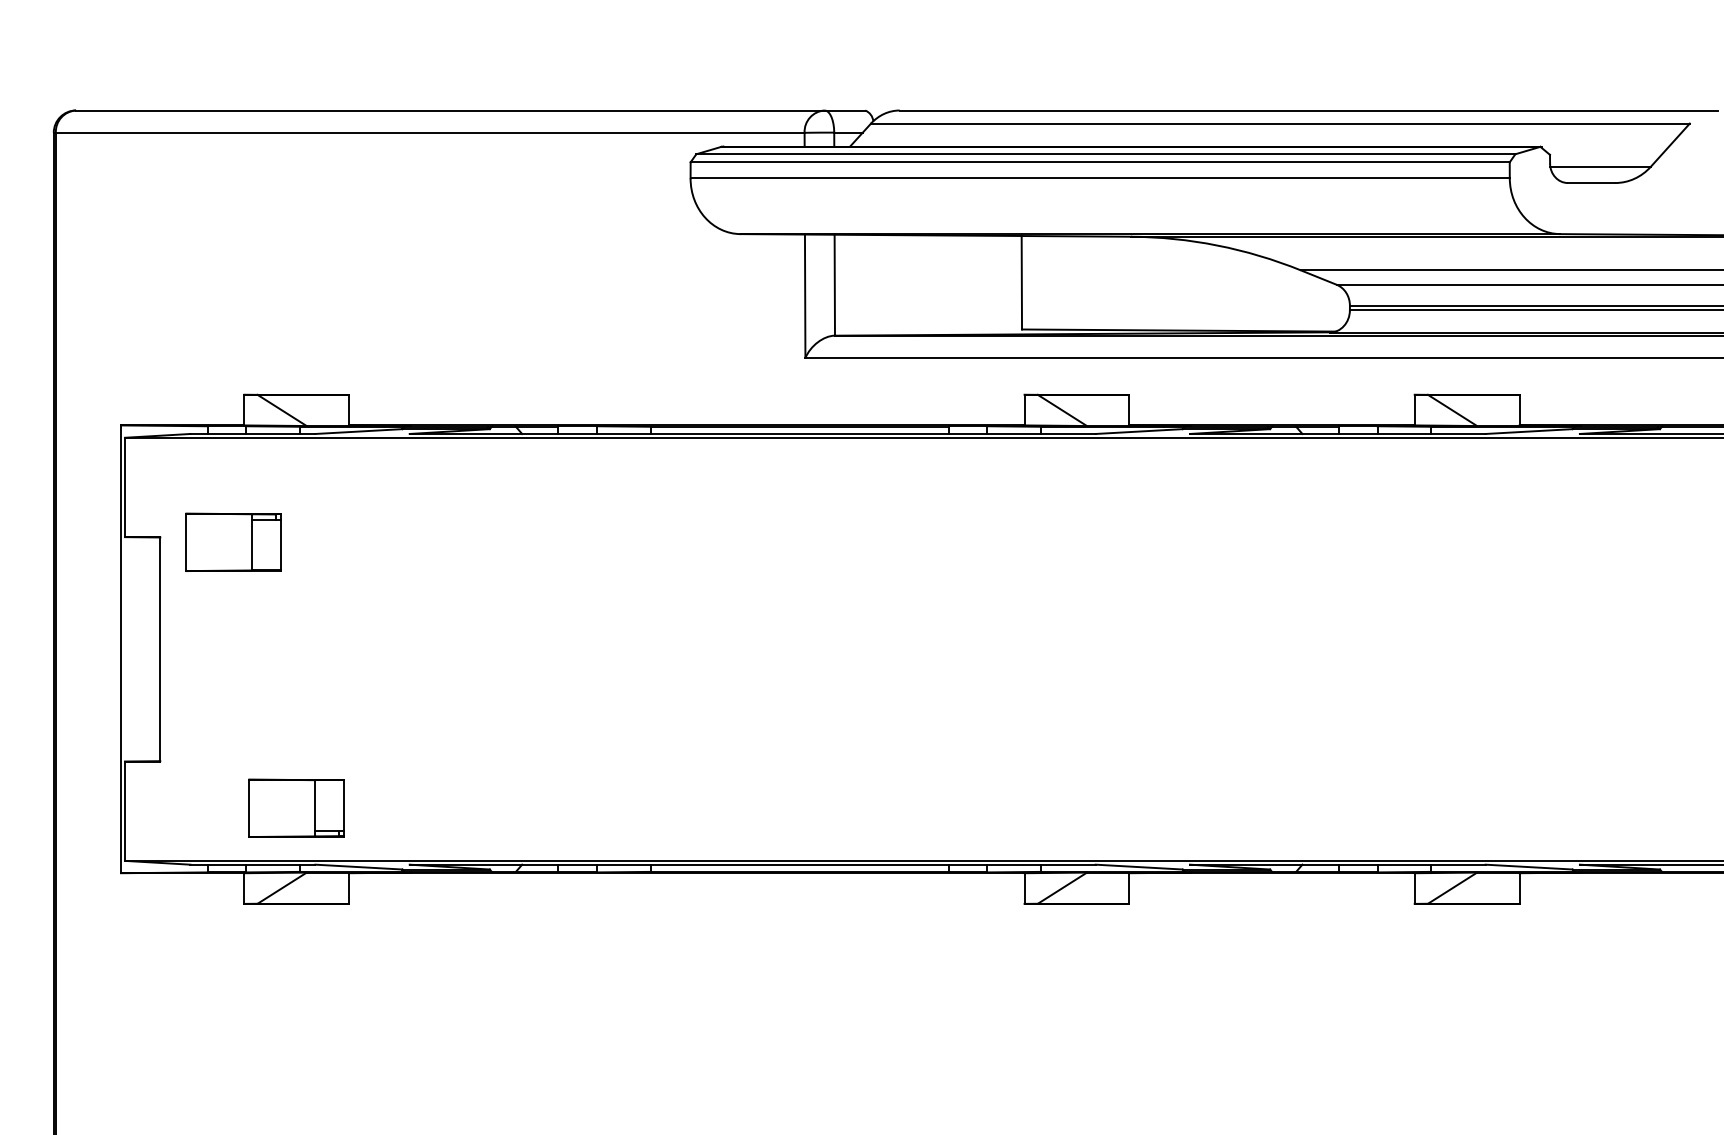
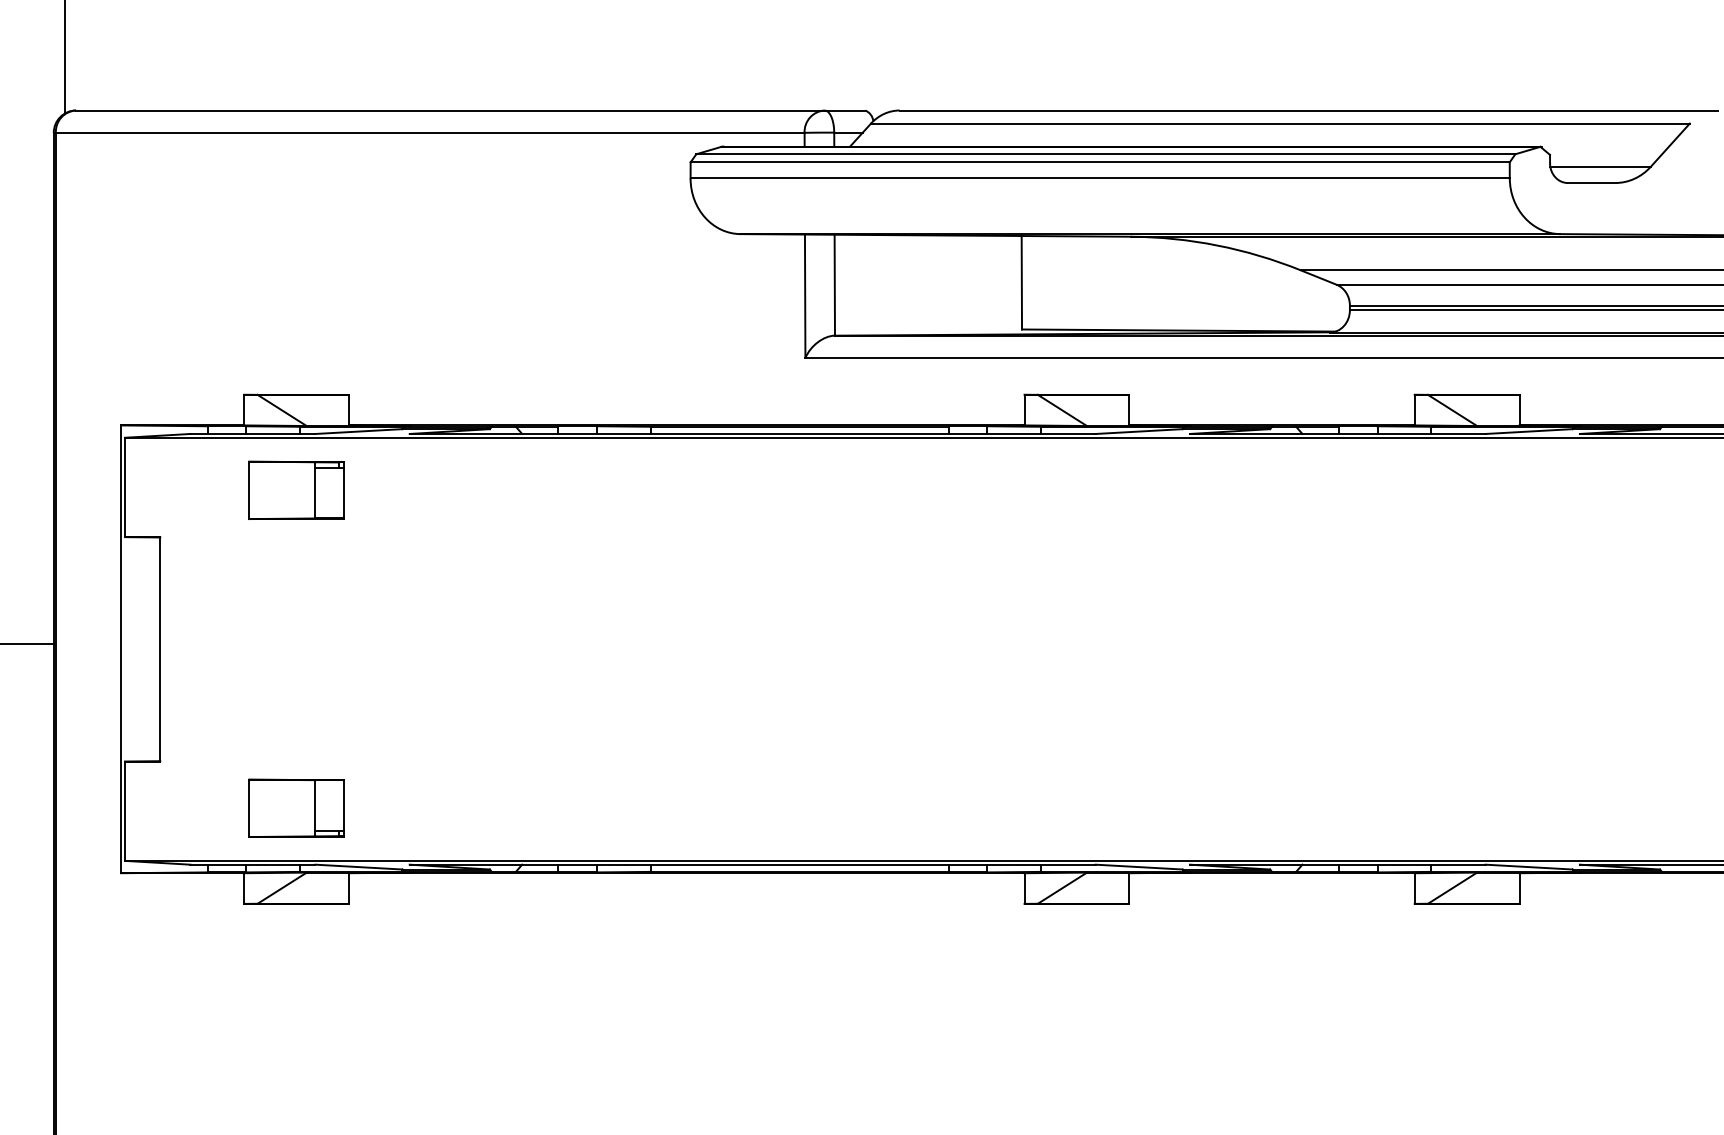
line: none -> present (64, 57)
part position: (233, 541) -> (296, 489) (296, 489)
line: none -> present (27, 643)
